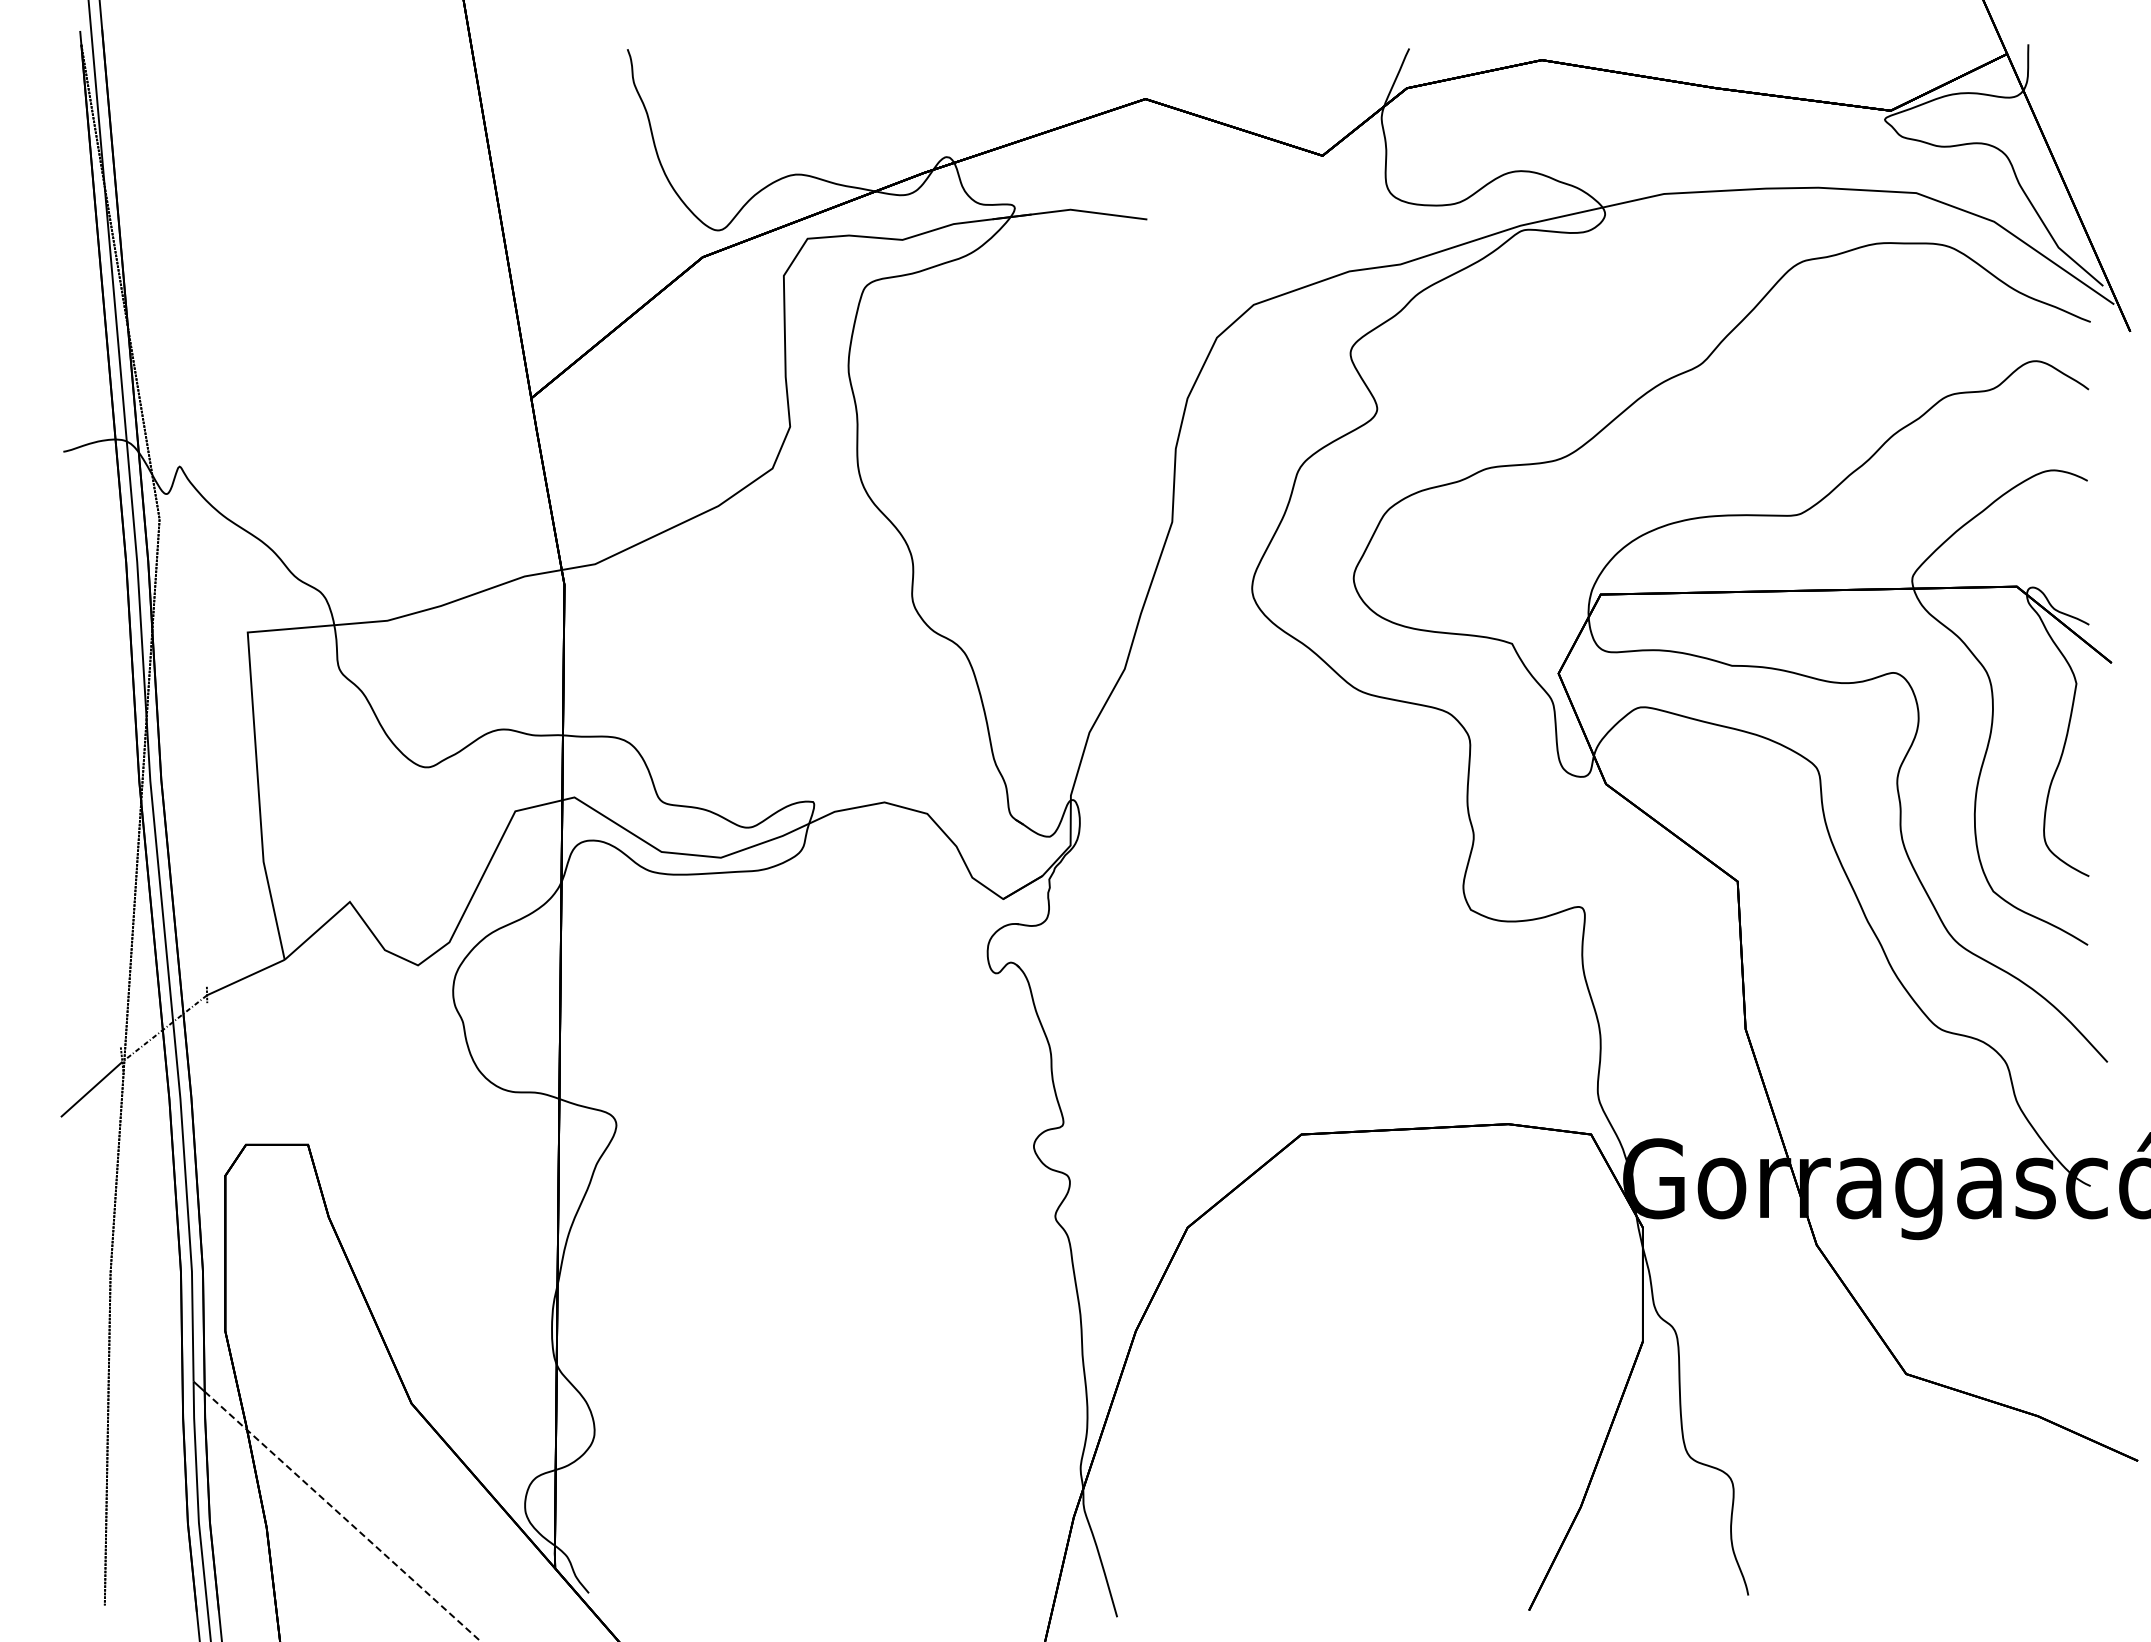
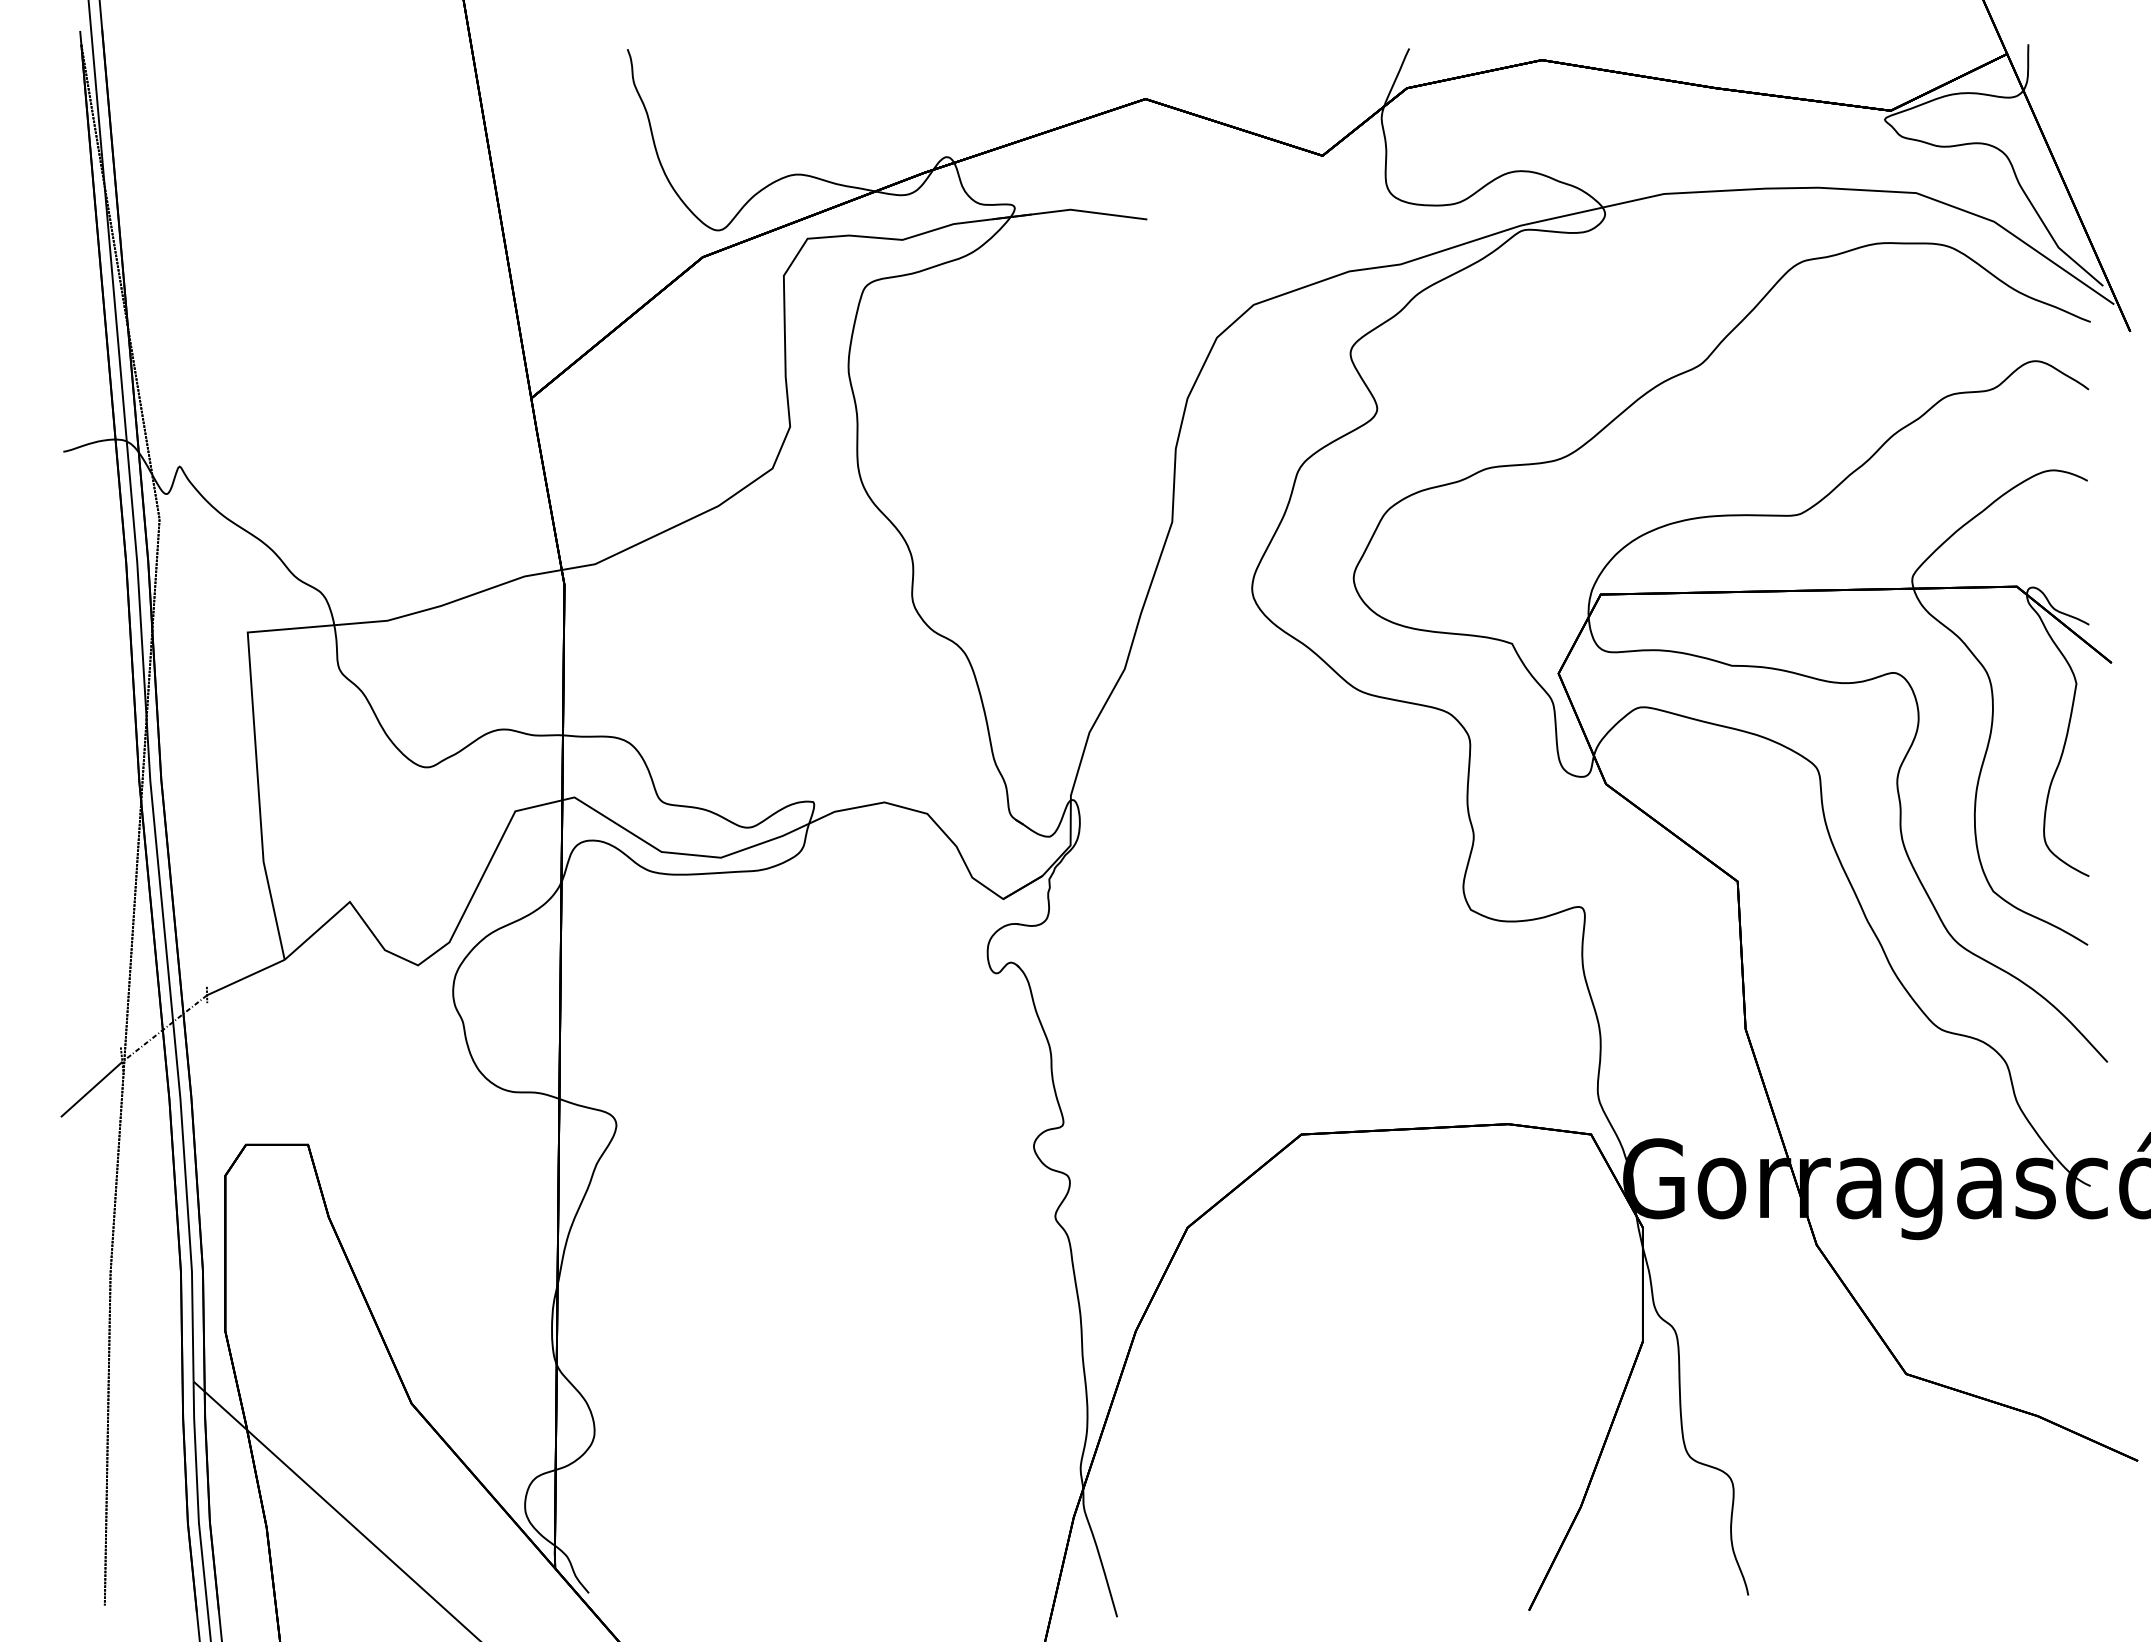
line: dashed -> solid (343, 1517)
